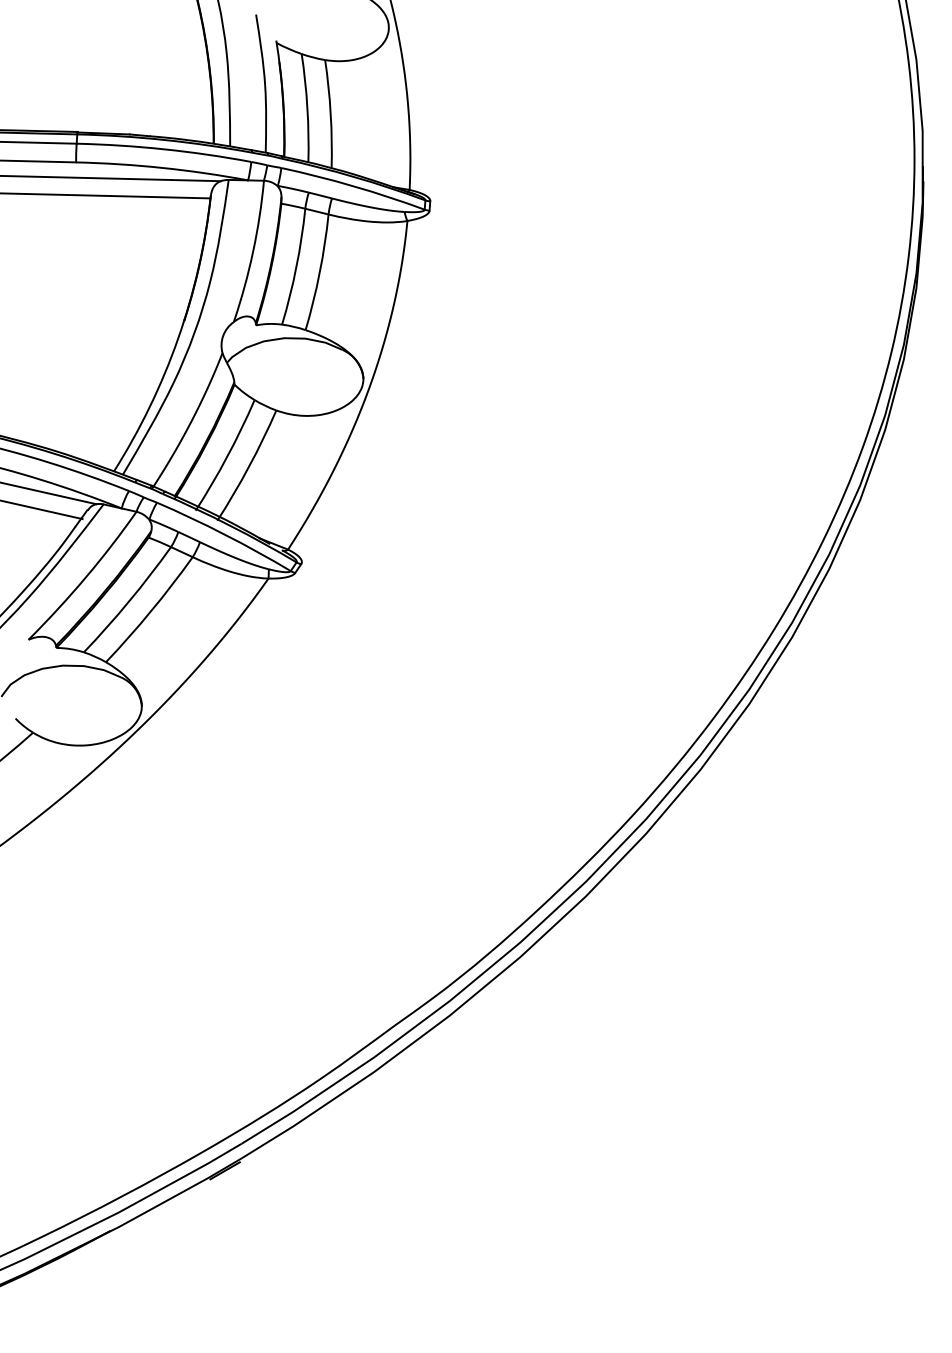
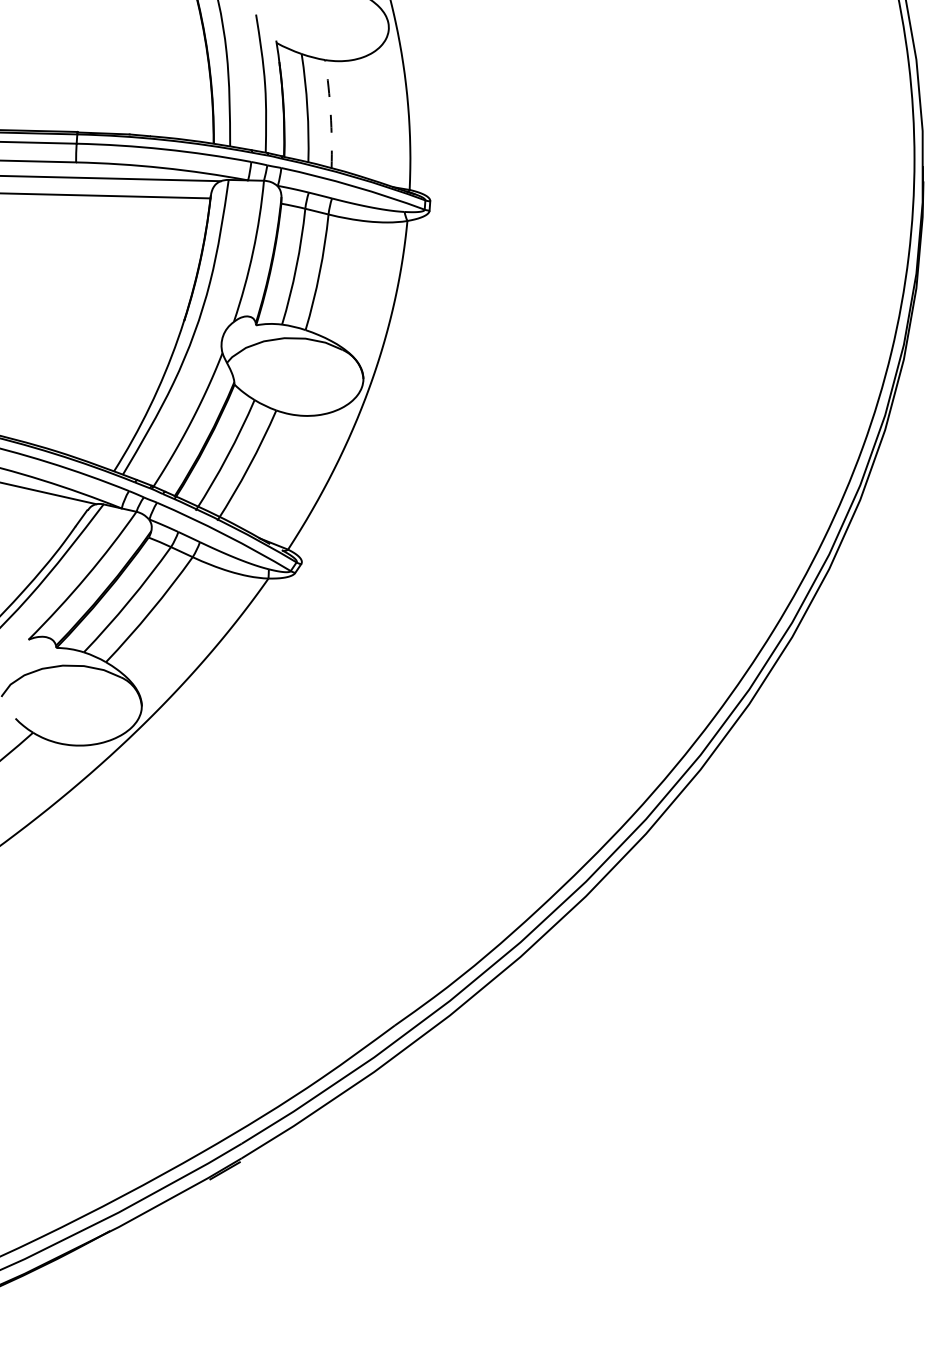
arc: solid -> dashed (330, 114)
line: present -> none (42, 510)
